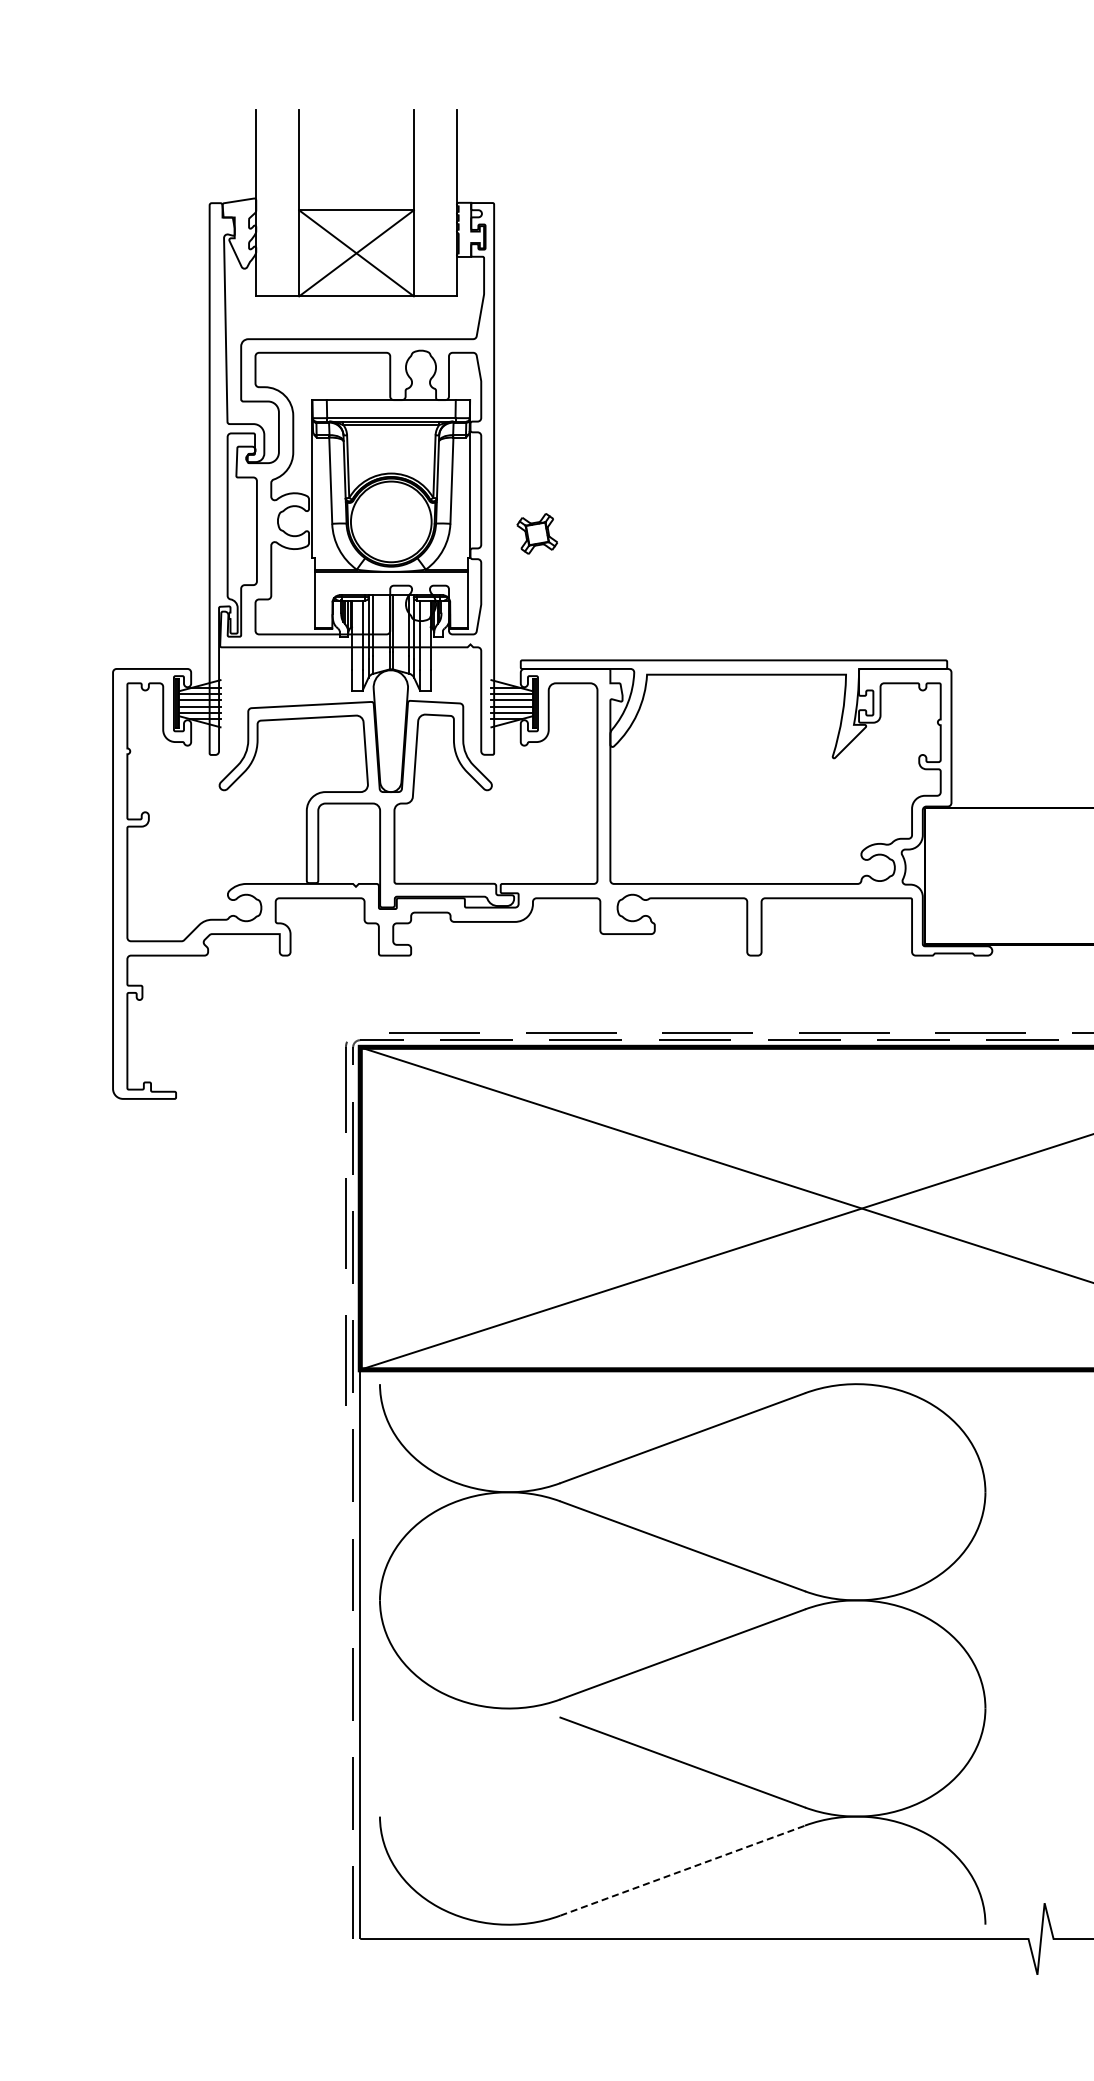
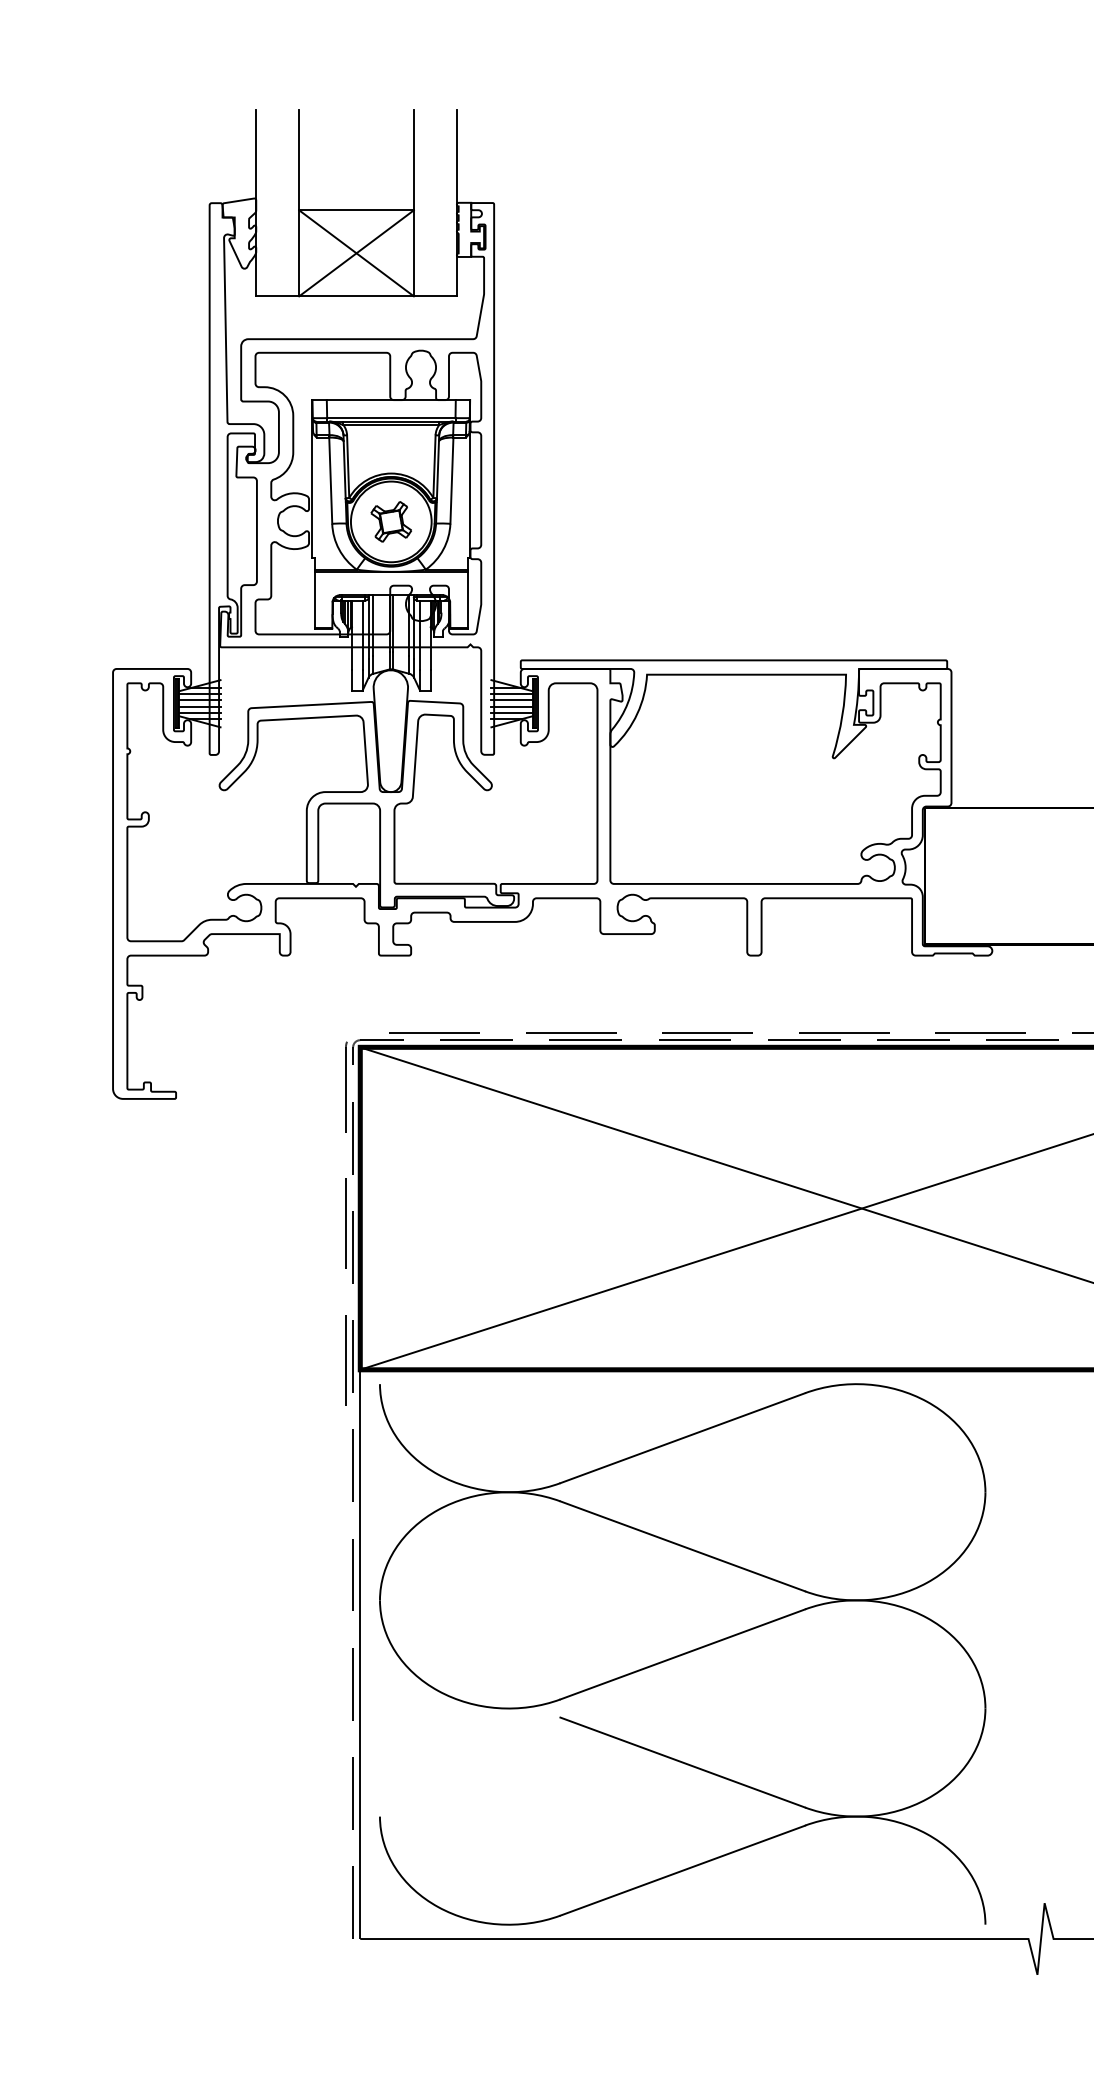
part position: (536, 533) -> (390, 521) (390, 521)
line: dashed -> solid (683, 1870)
